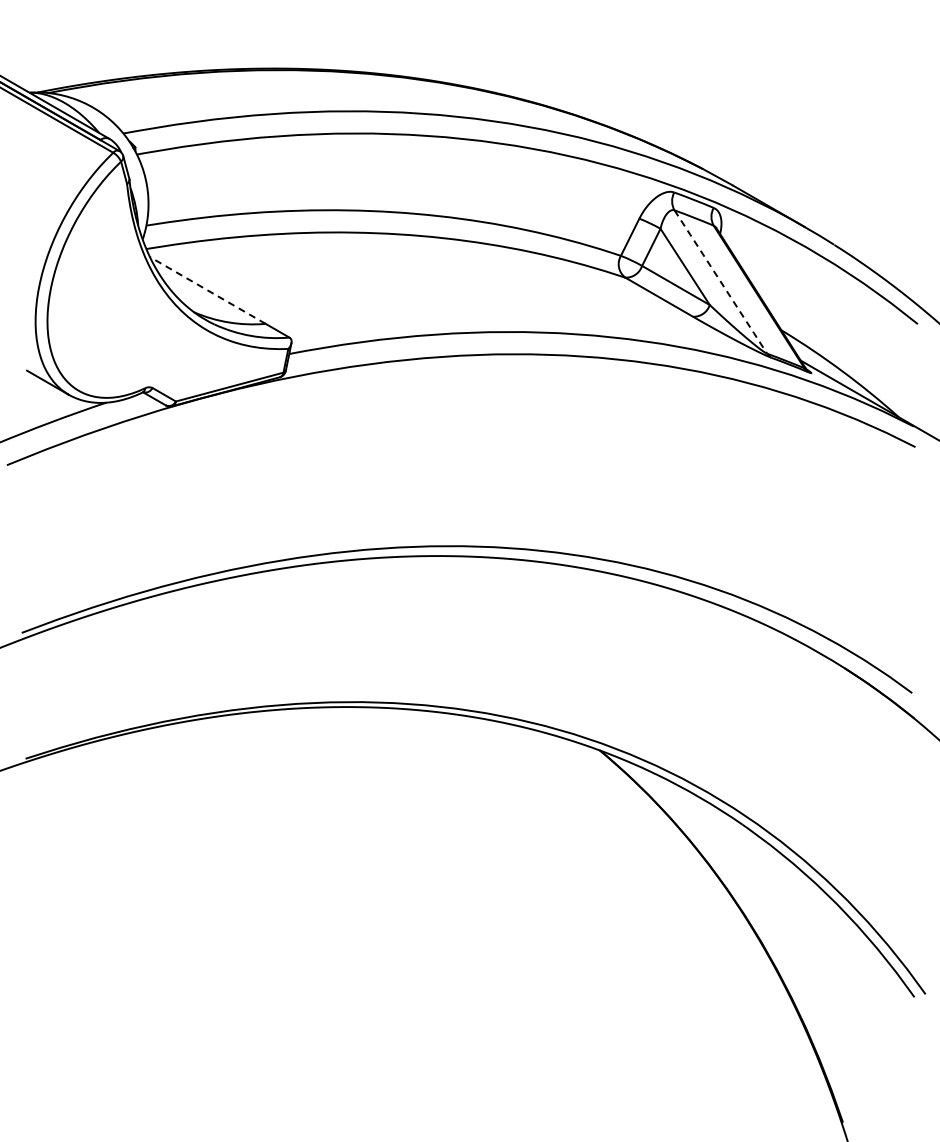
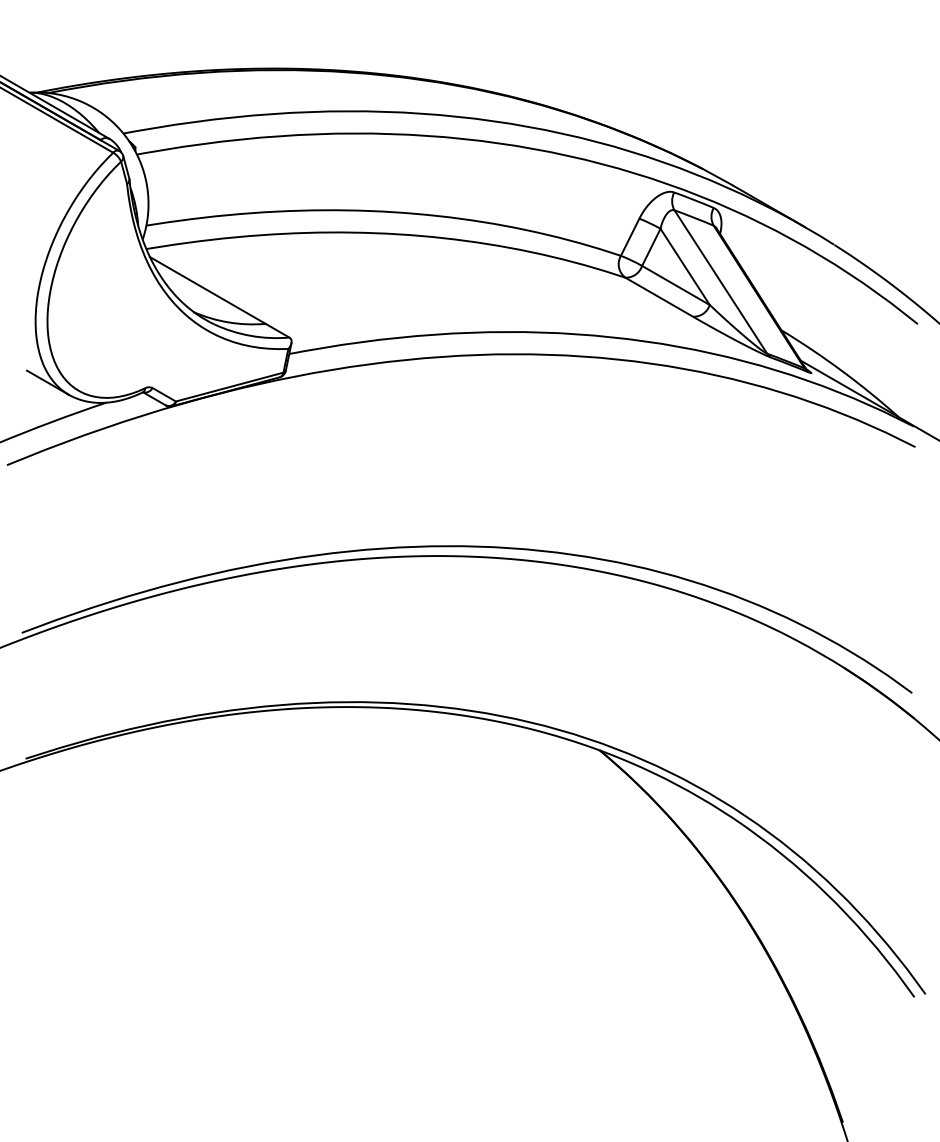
line: dashed -> solid (720, 281)
line: dashed -> solid (207, 290)
